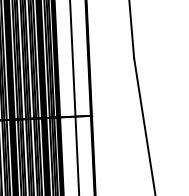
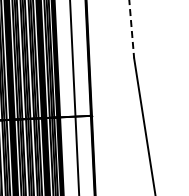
line: solid -> dashed (131, 29)
